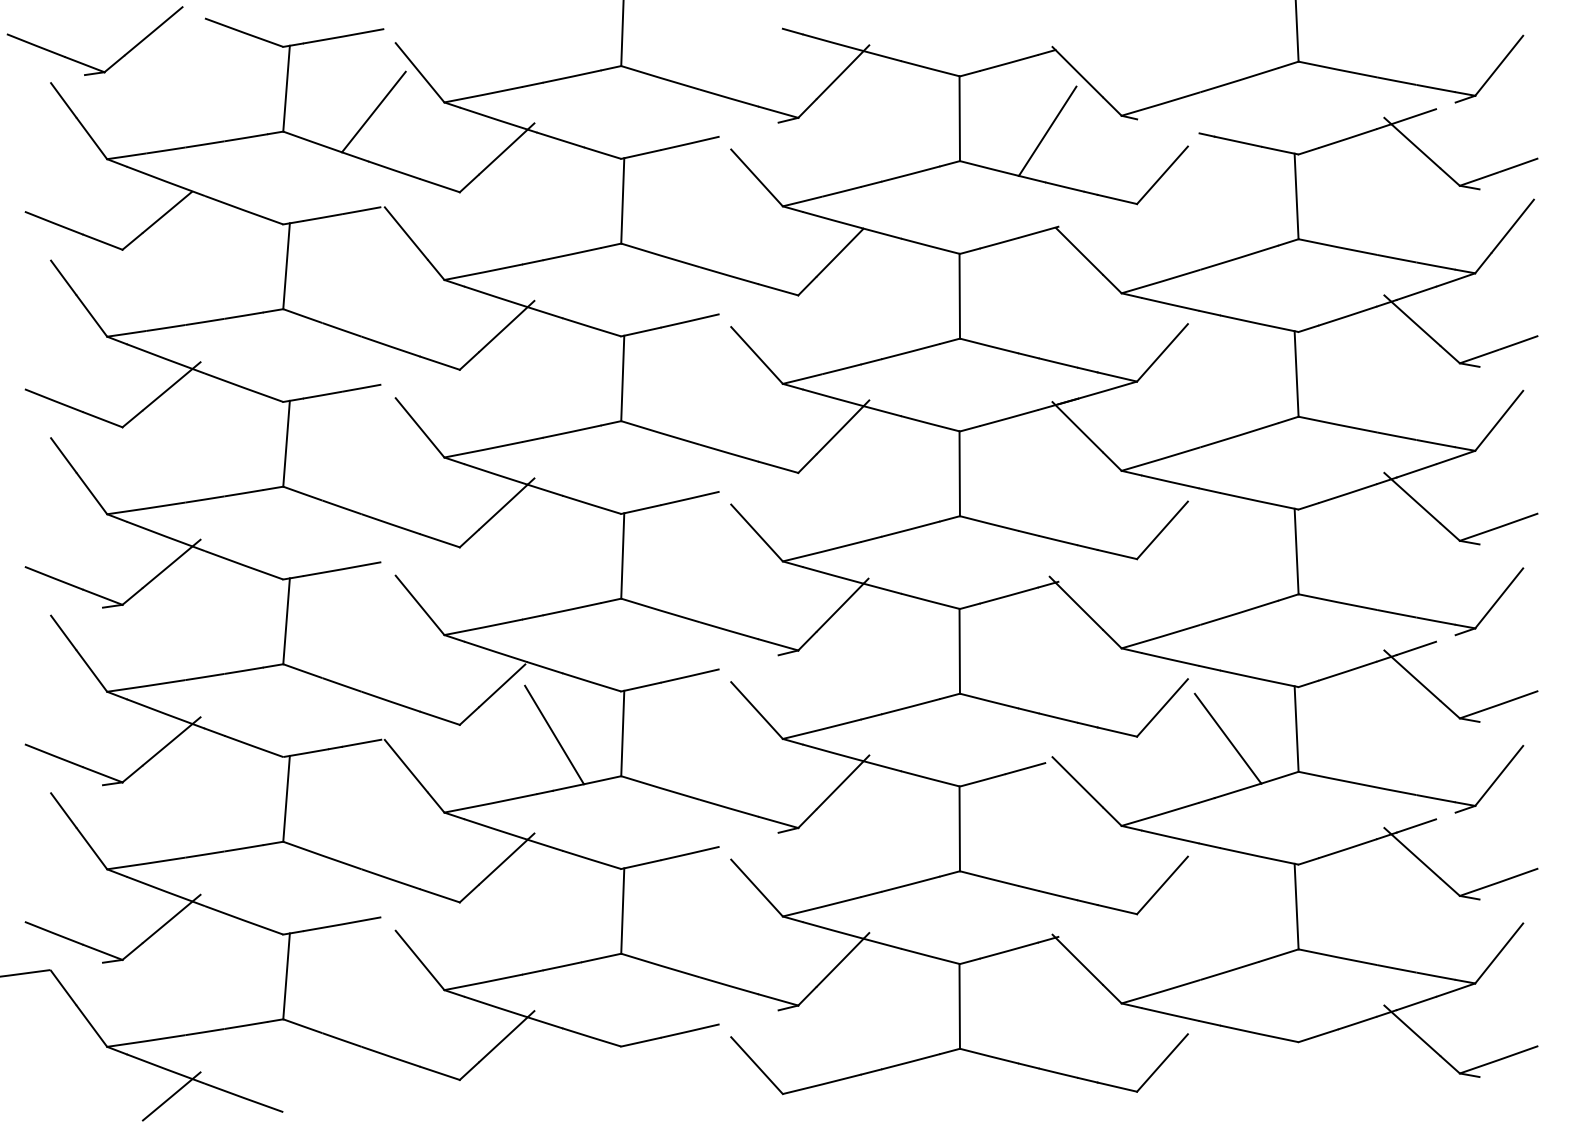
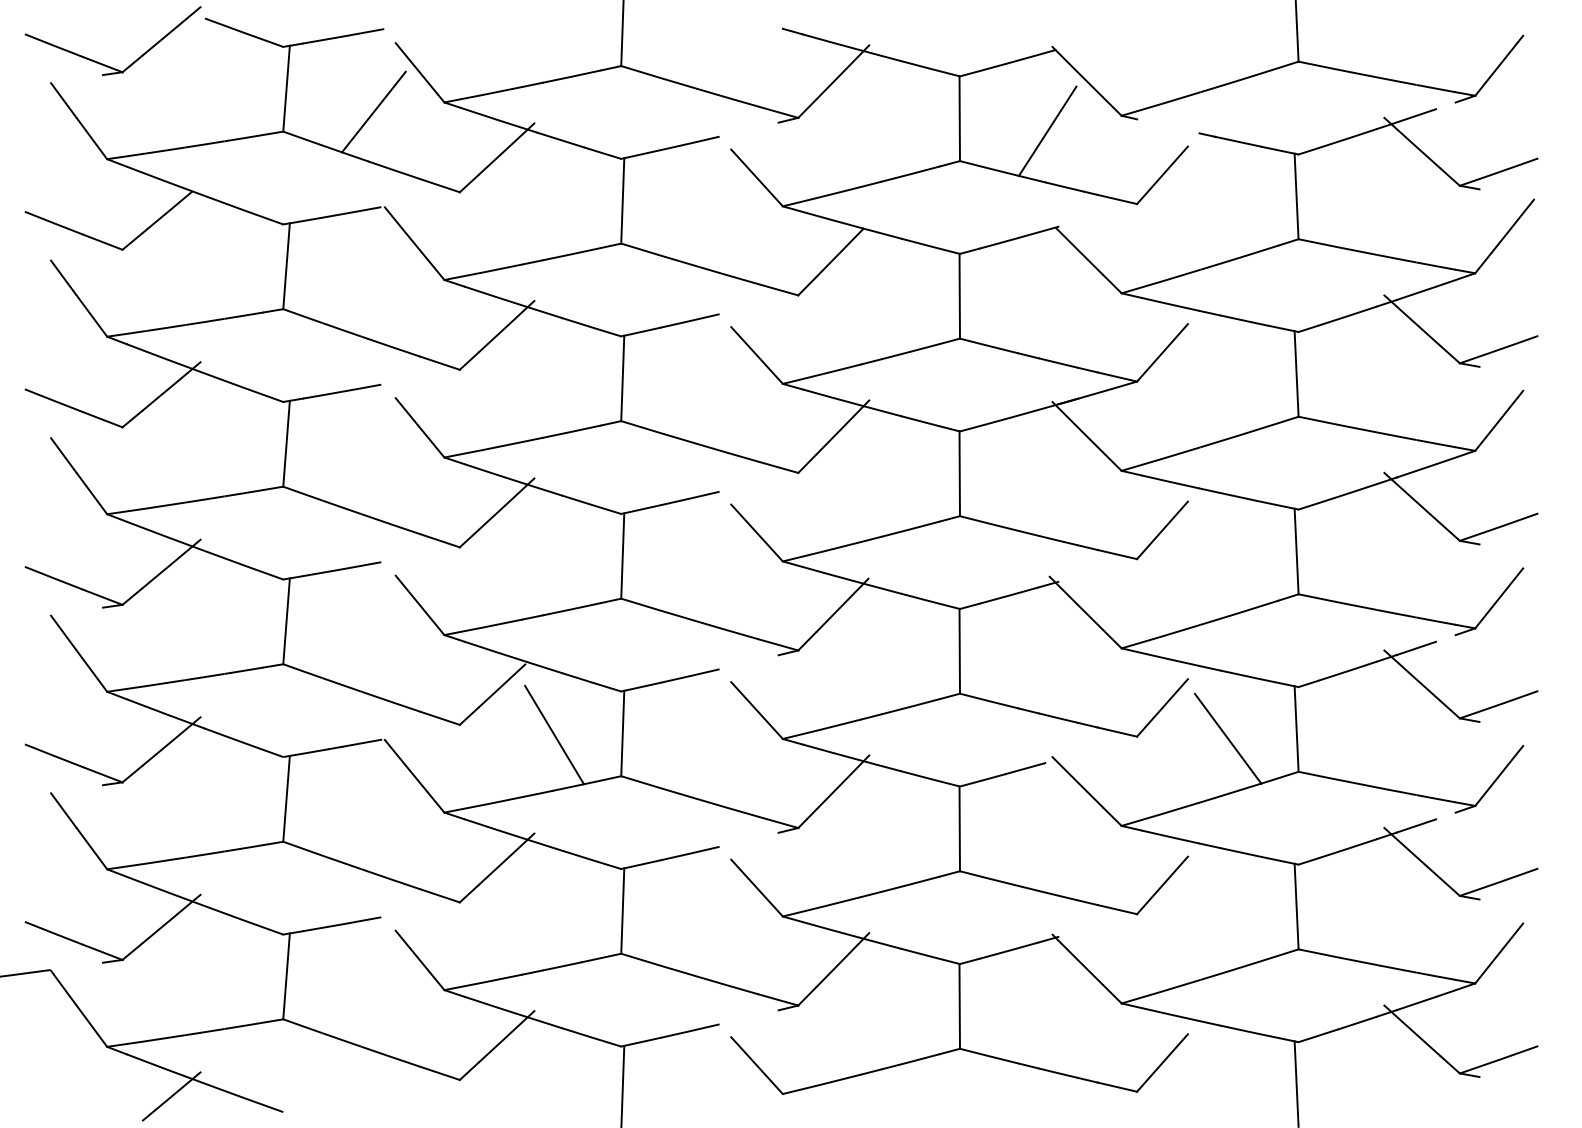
part position: (85, 63) -> (103, 63) (103, 63)
line: none -> present (1296, 1082)
line: none -> present (622, 1084)
